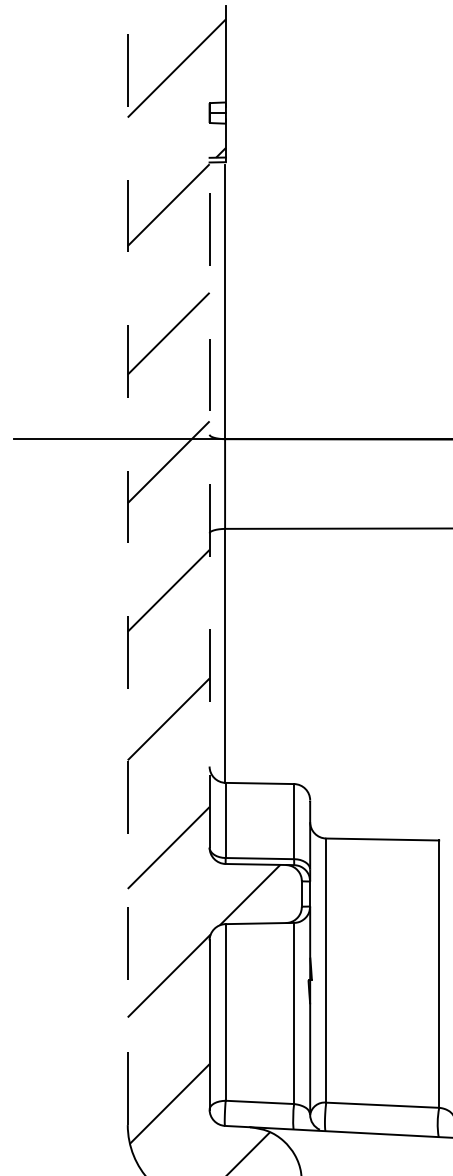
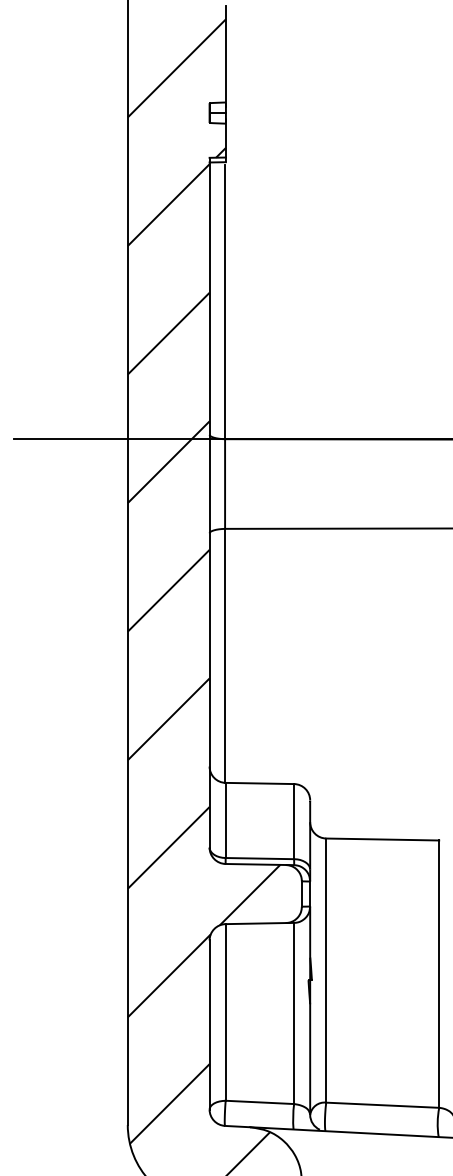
line: dashed -> solid (209, 502)
line: dashed -> solid (127, 562)
